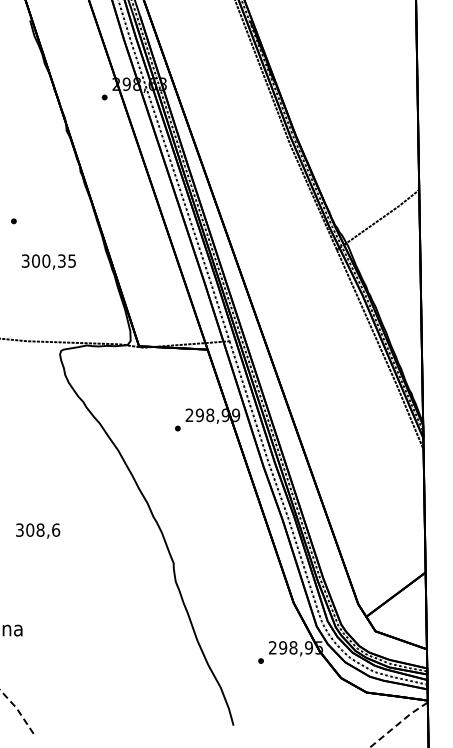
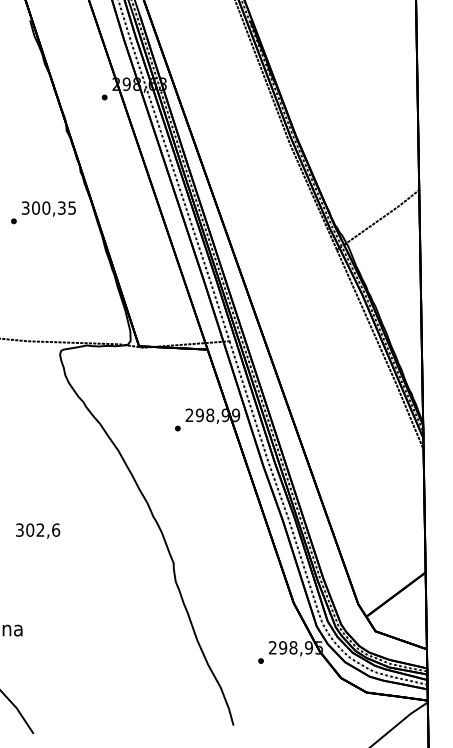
text position: (48, 261) -> (48, 208) (48, 208)
text: 308,6 -> 302,6 (40, 529)
line: dashed -> solid (17, 709)
line: dashed -> solid (398, 723)
